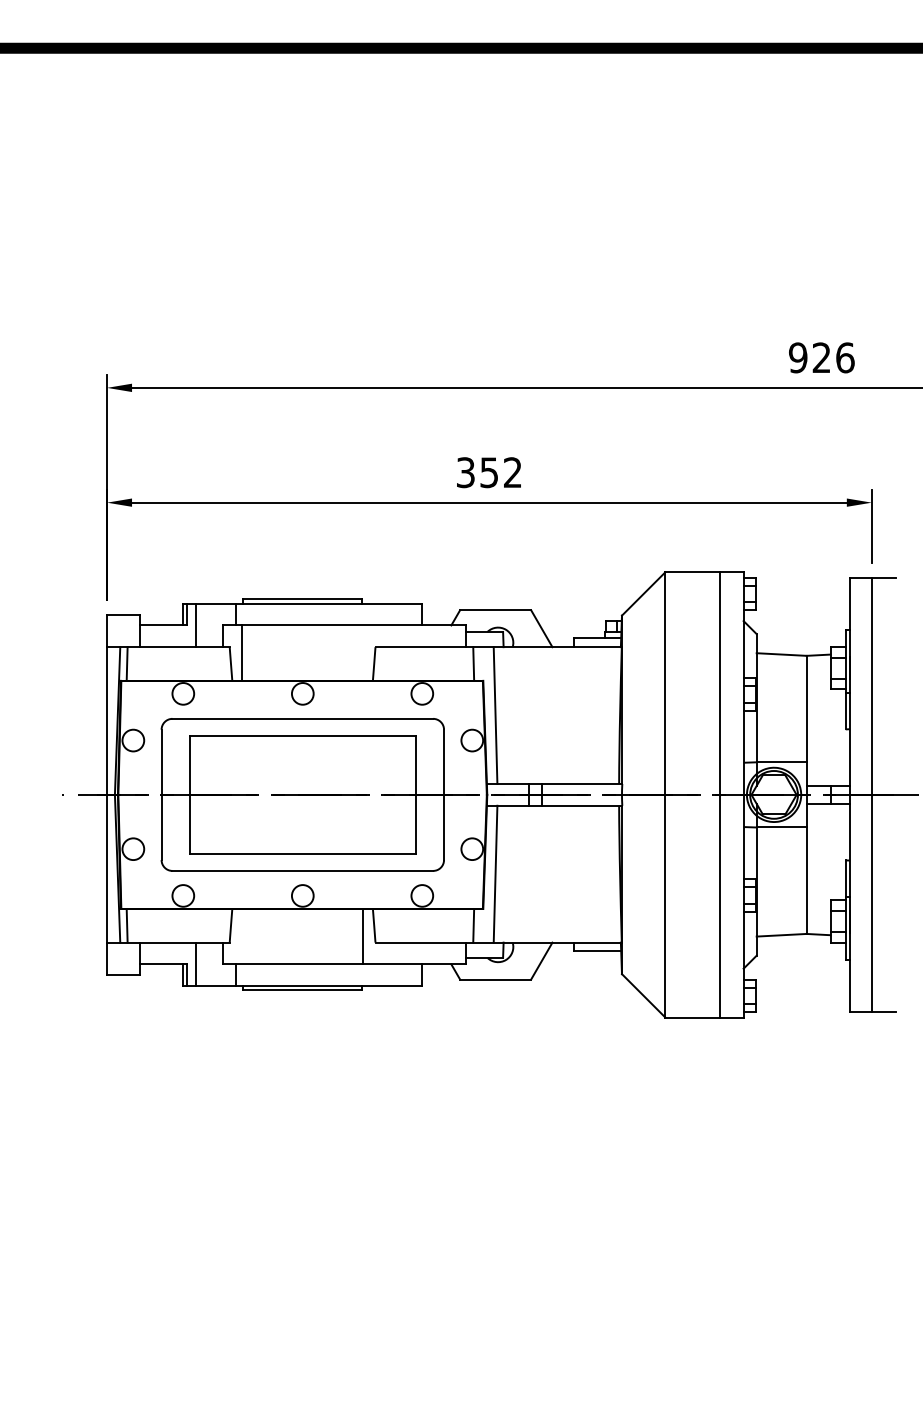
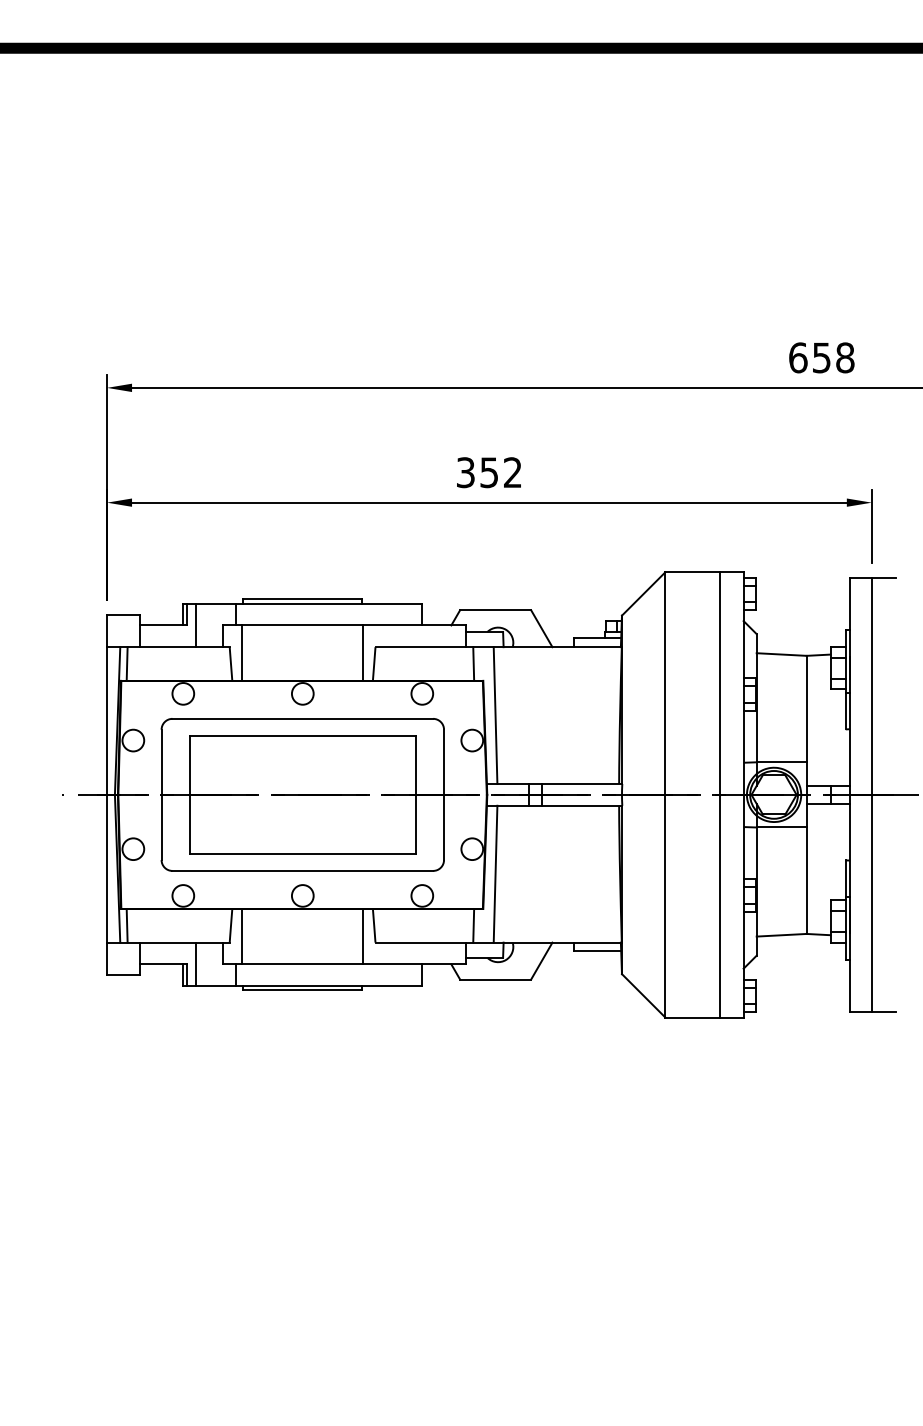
text: 926 -> 658 (821, 357)
line: none -> present (363, 652)
line: none -> present (242, 936)
